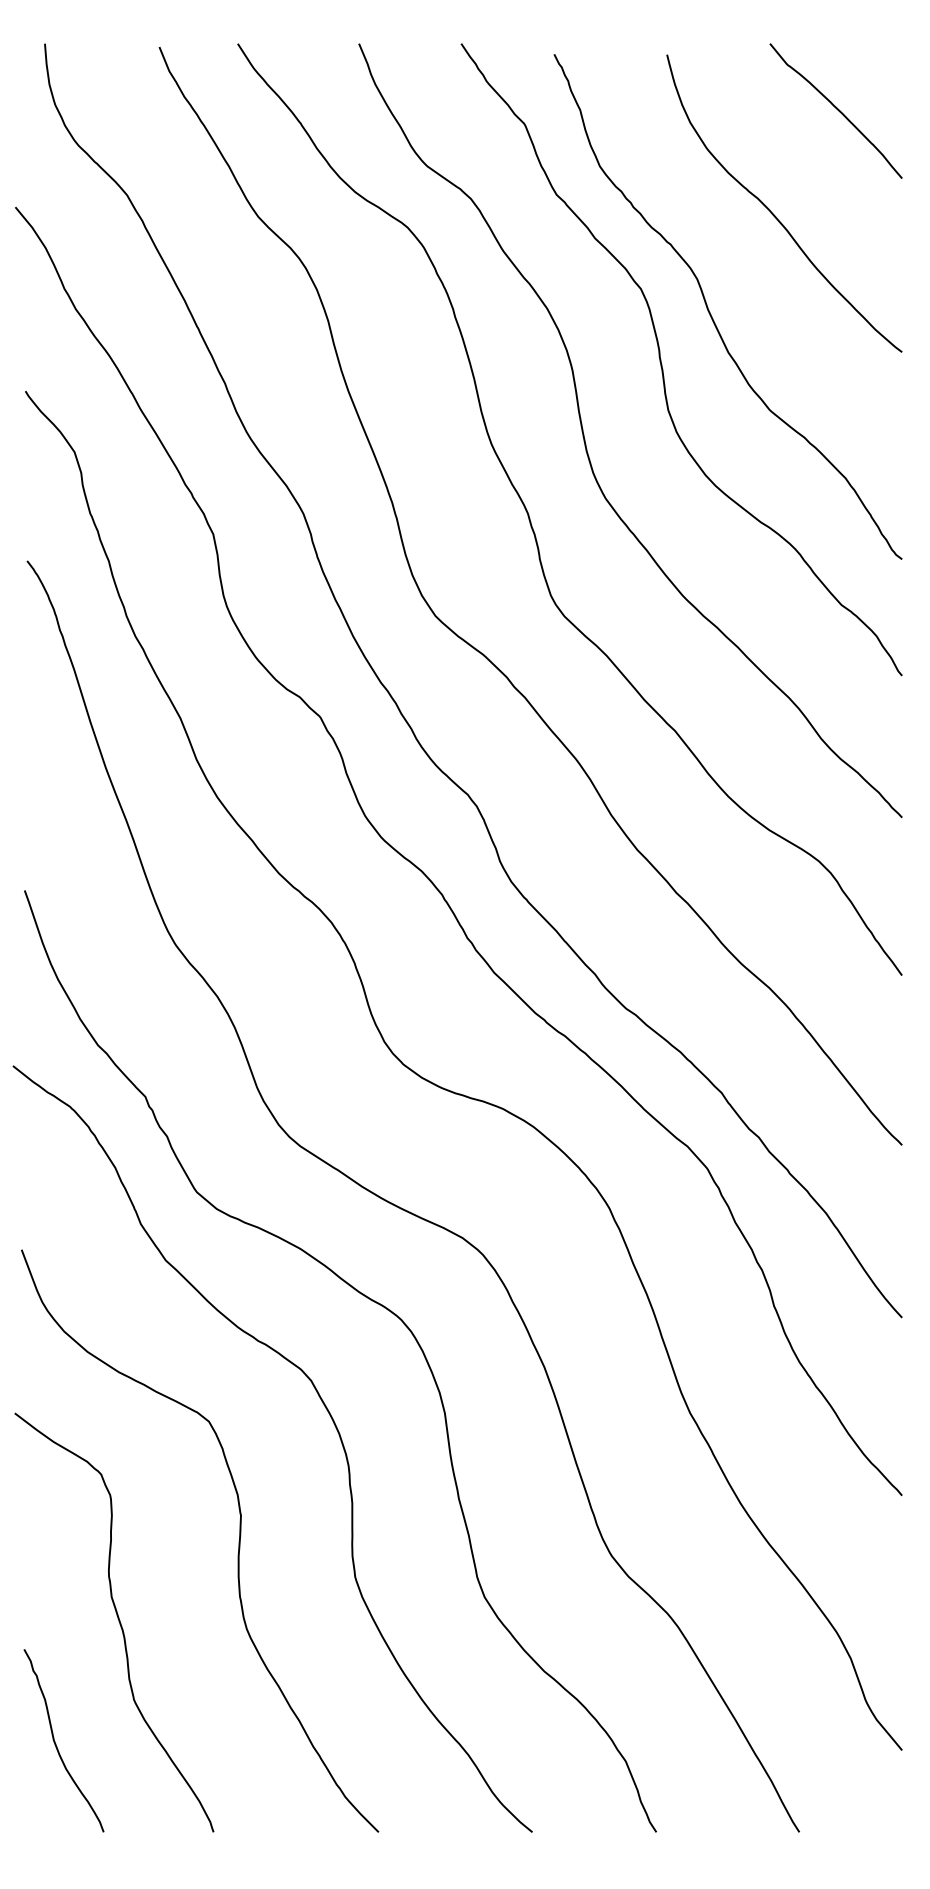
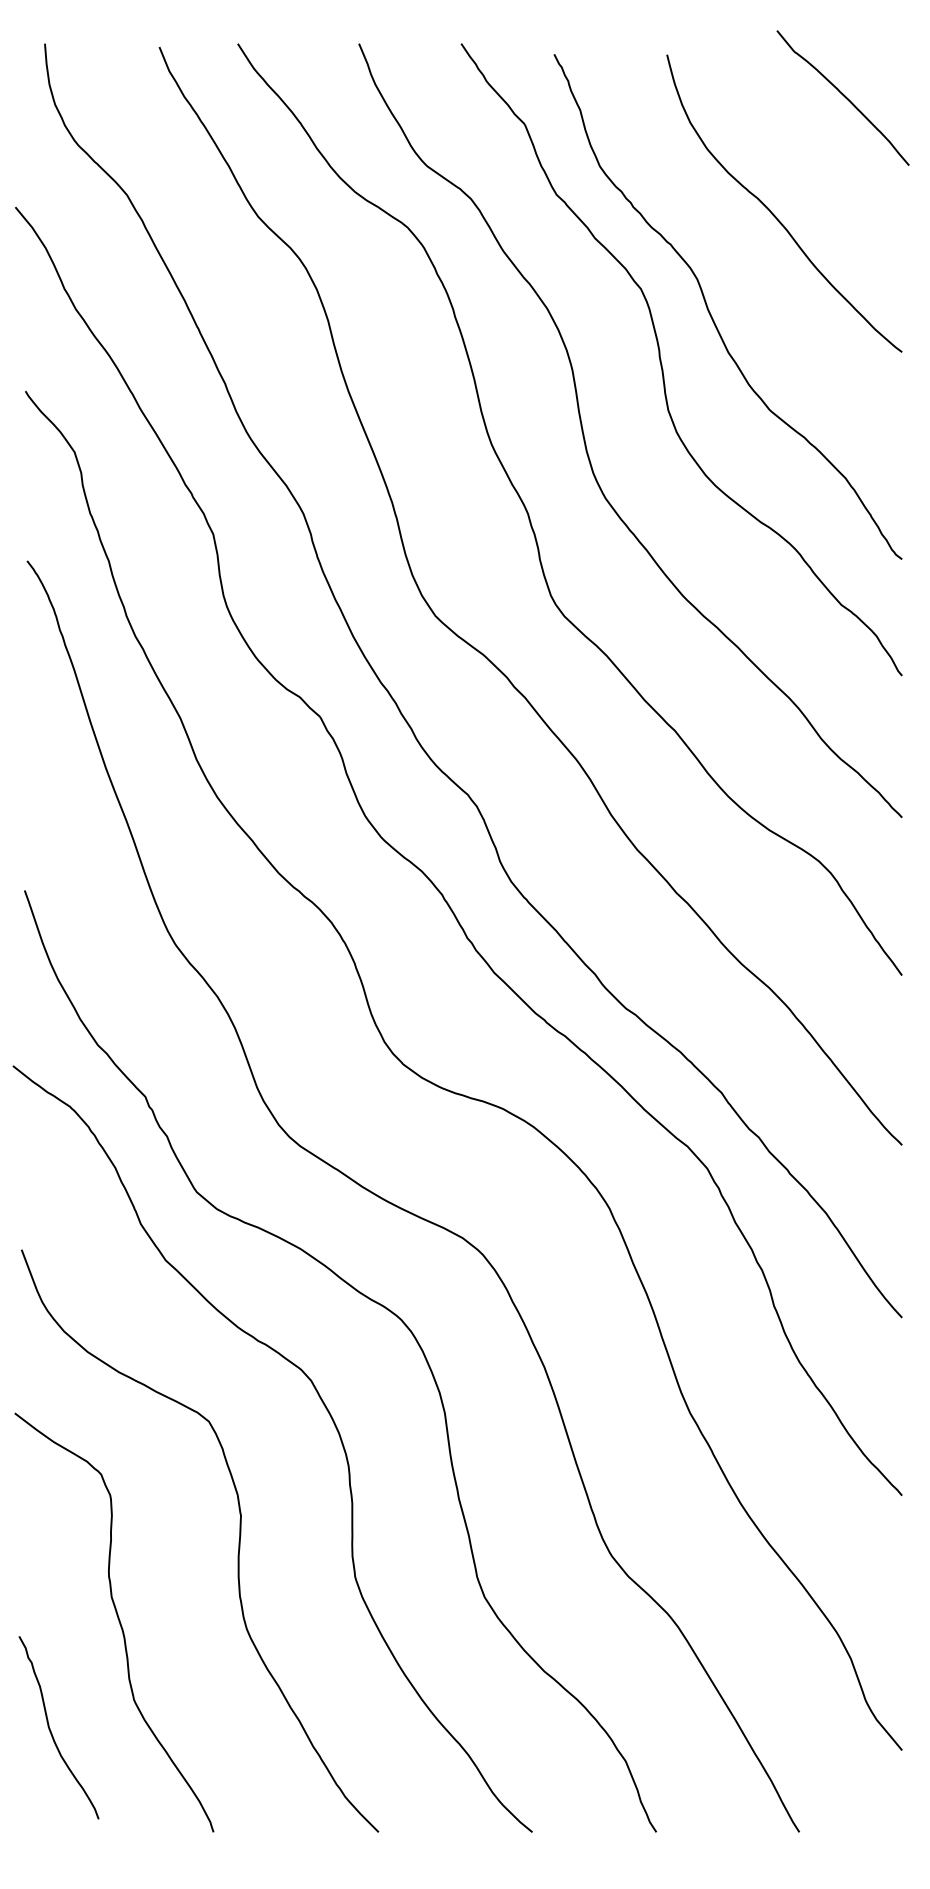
curve position: (836, 109) -> (843, 96) (843, 96)
curve position: (56, 1743) -> (51, 1730) (51, 1730)
